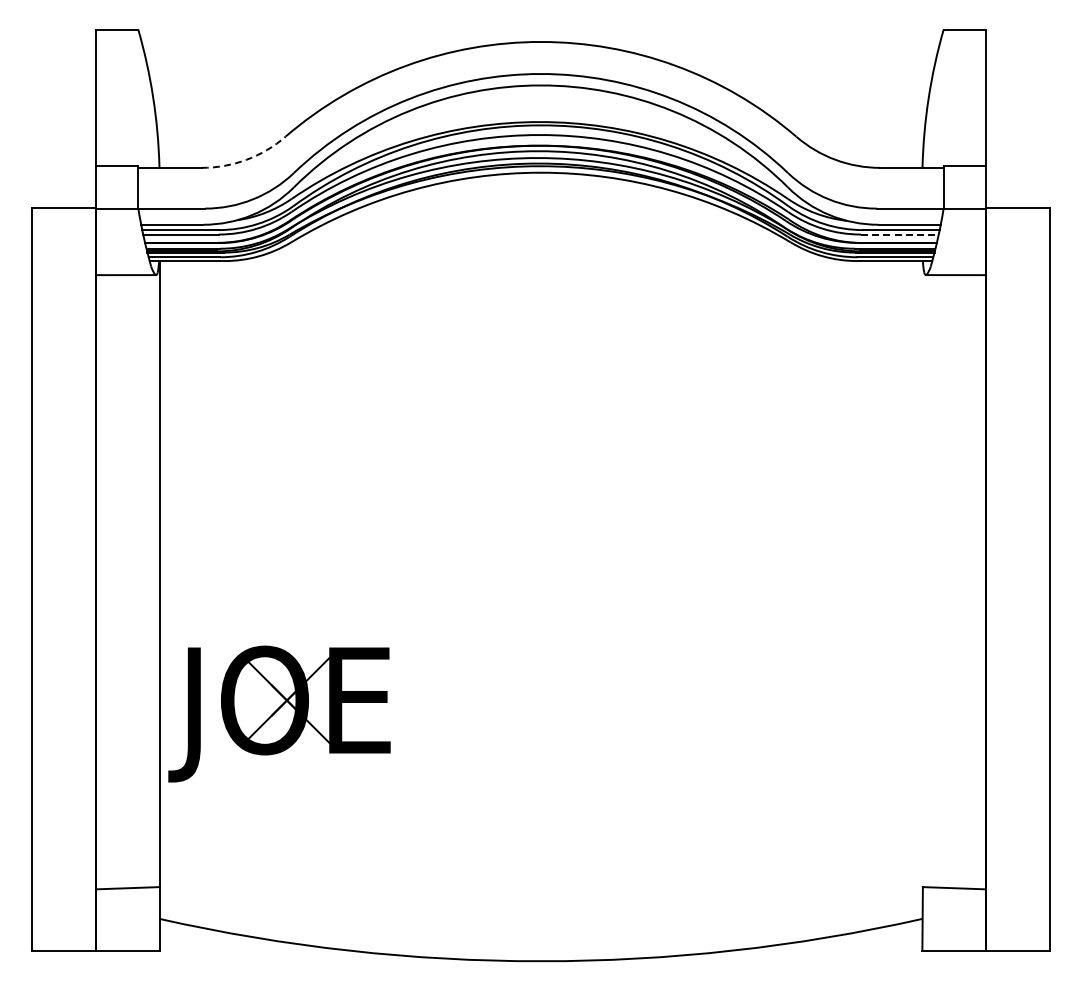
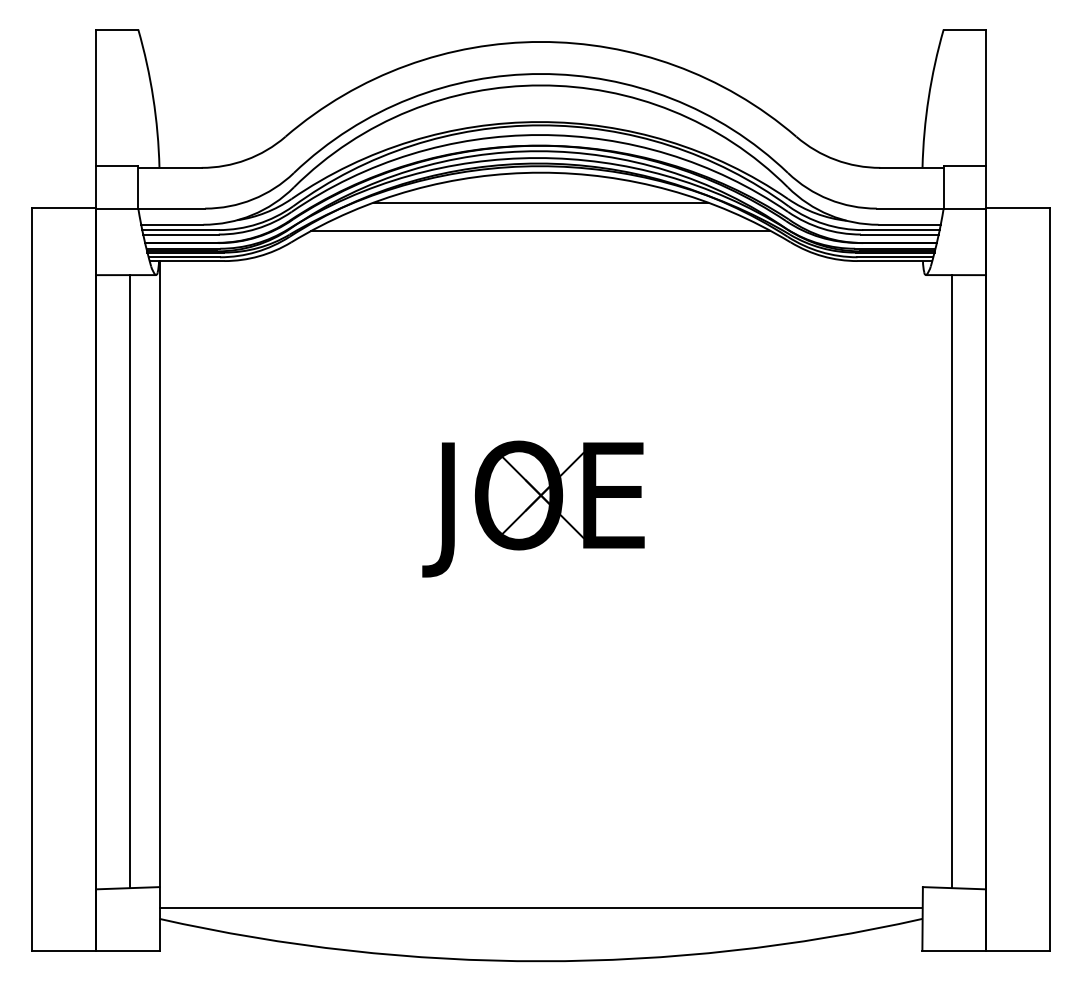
arc: dashed -> solid (246, 159)
line: none -> present (540, 202)
line: none -> present (540, 230)
line: dashed -> solid (899, 234)
line: none -> present (129, 581)
line: none -> present (952, 581)
part position: (279, 713) -> (533, 508) (533, 508)
line: none -> present (540, 908)
